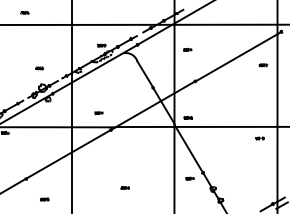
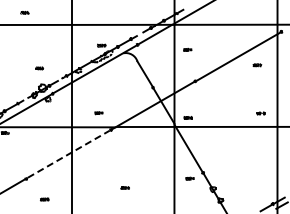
part position: (263, 65) -> (257, 65) (257, 65)
part position: (259, 138) -> (260, 113) (260, 113)
line: solid -> dashed (69, 153)
